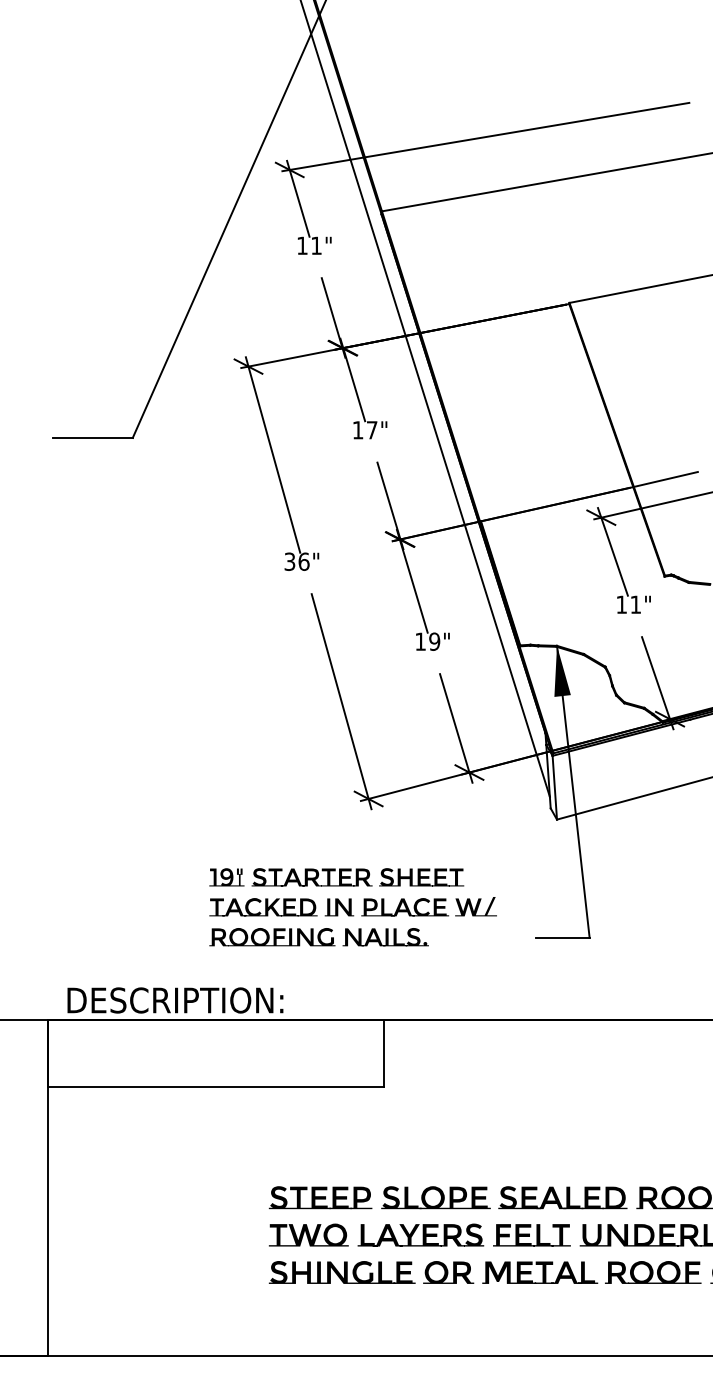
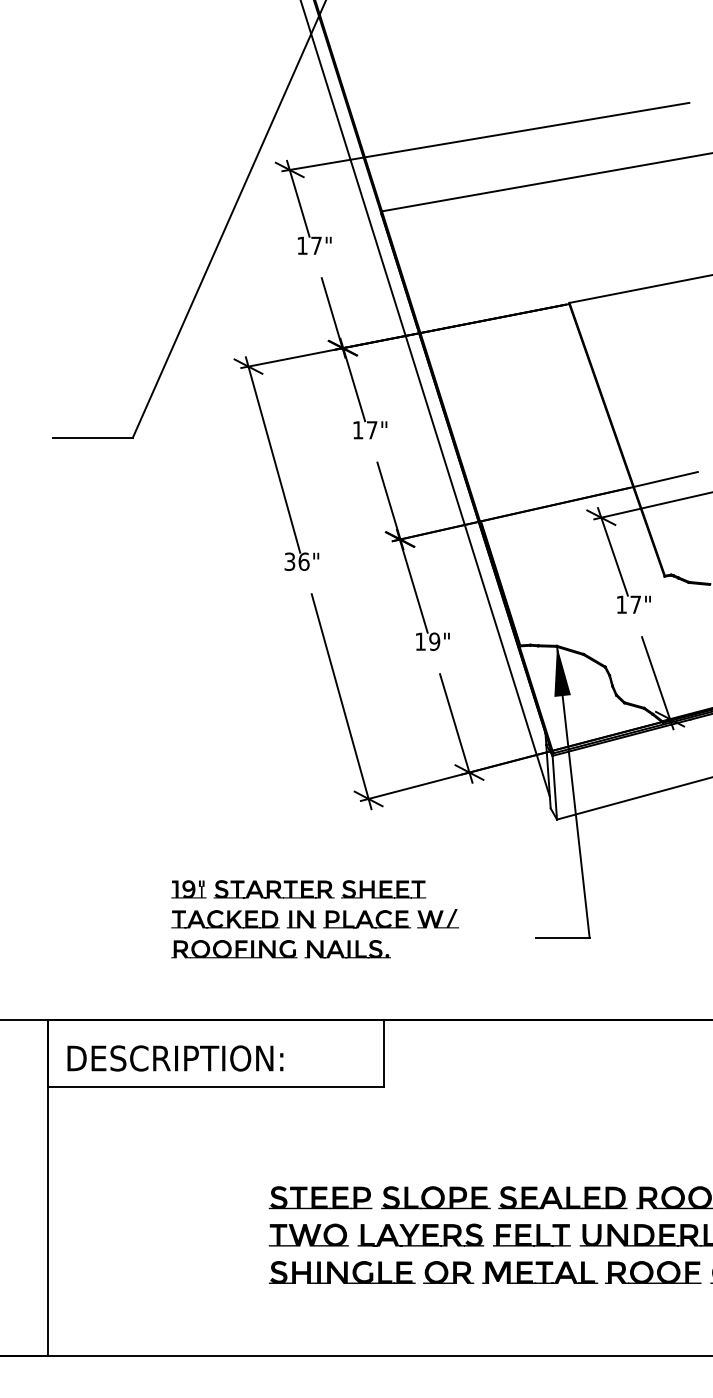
text: 11" -> 17" (316, 245)
text: 11" -> 17" (635, 604)
text position: (352, 907) -> (314, 919) (314, 919)
text position: (175, 1000) -> (175, 1058) (175, 1058)
